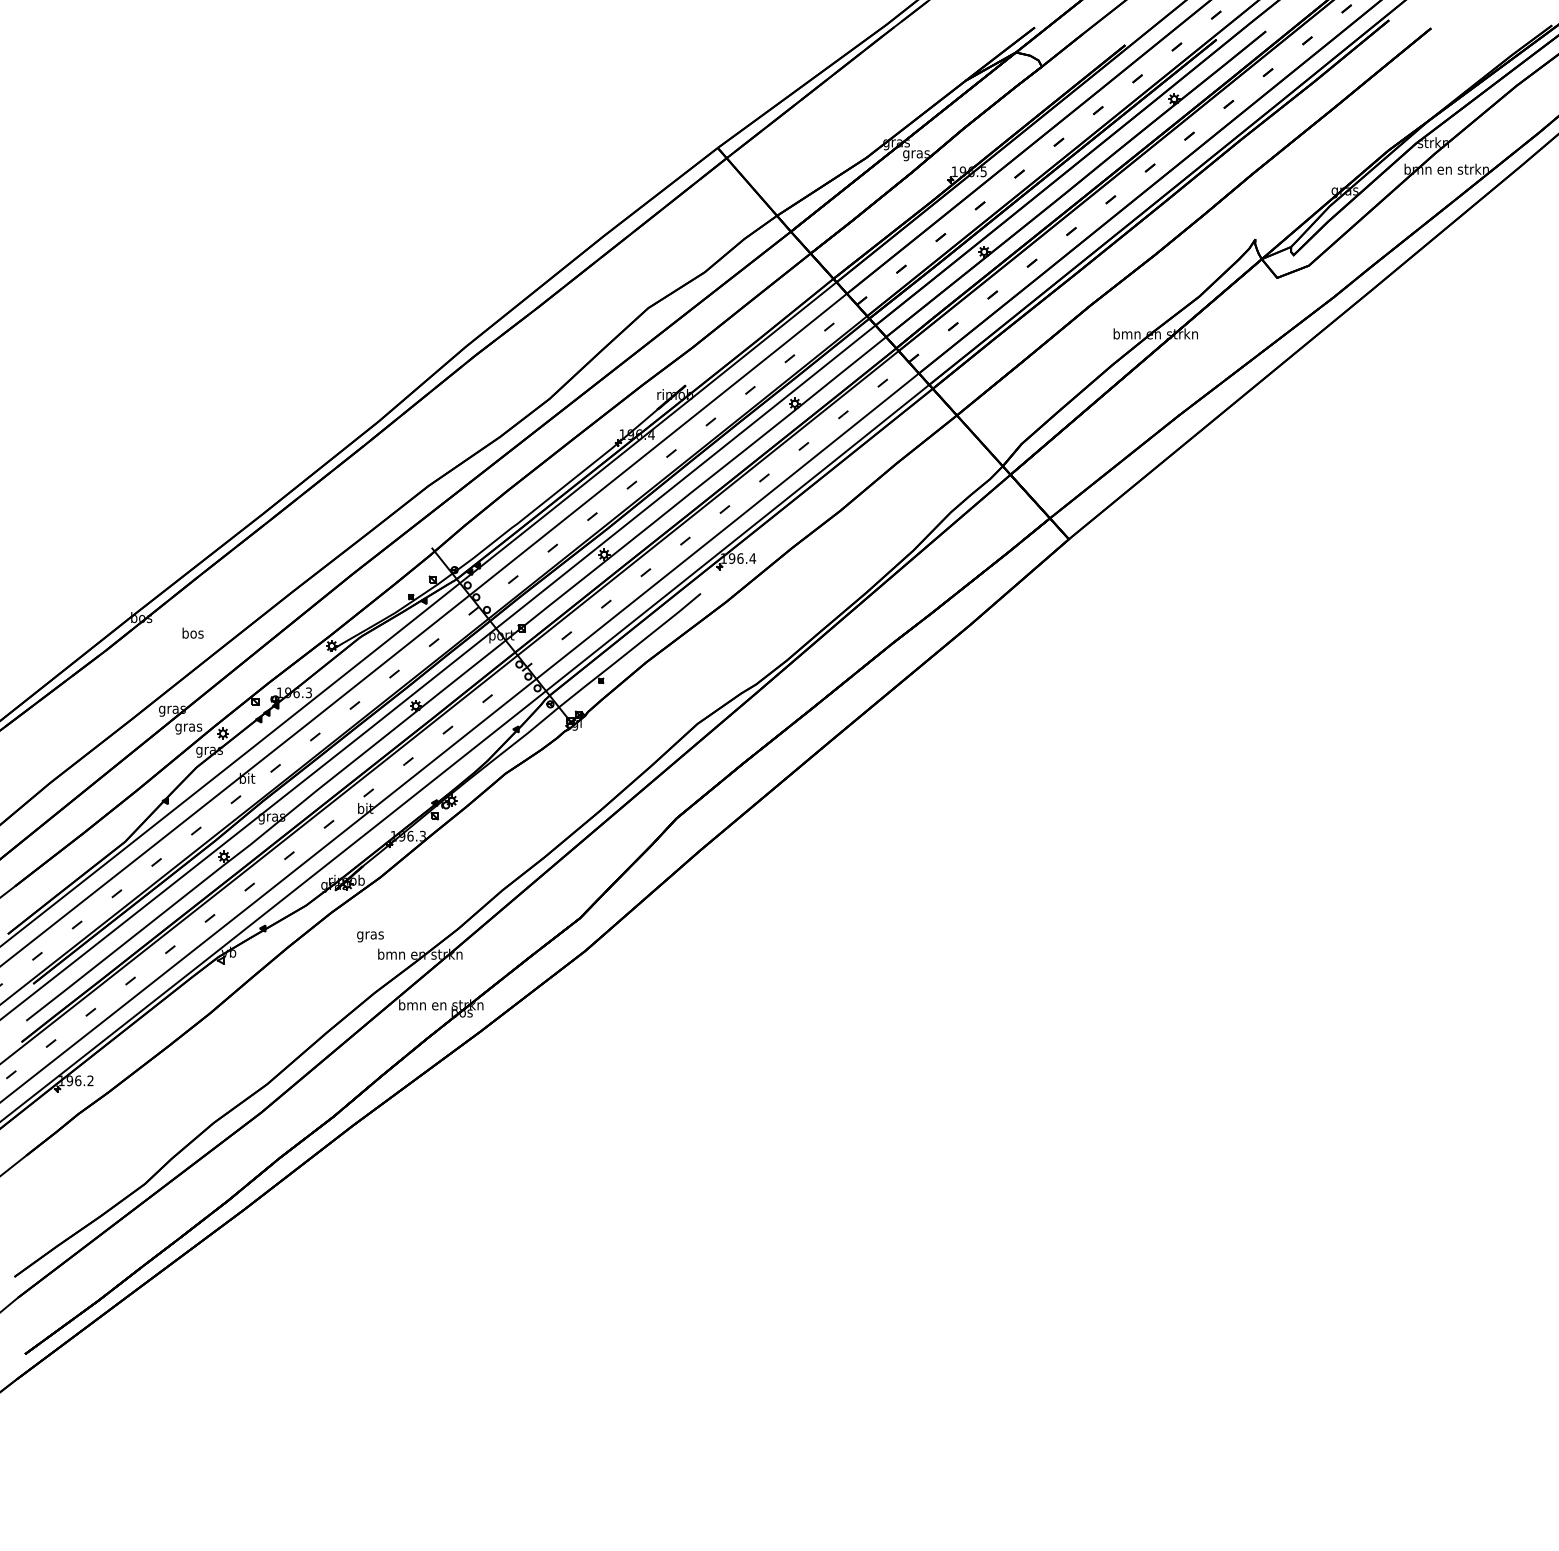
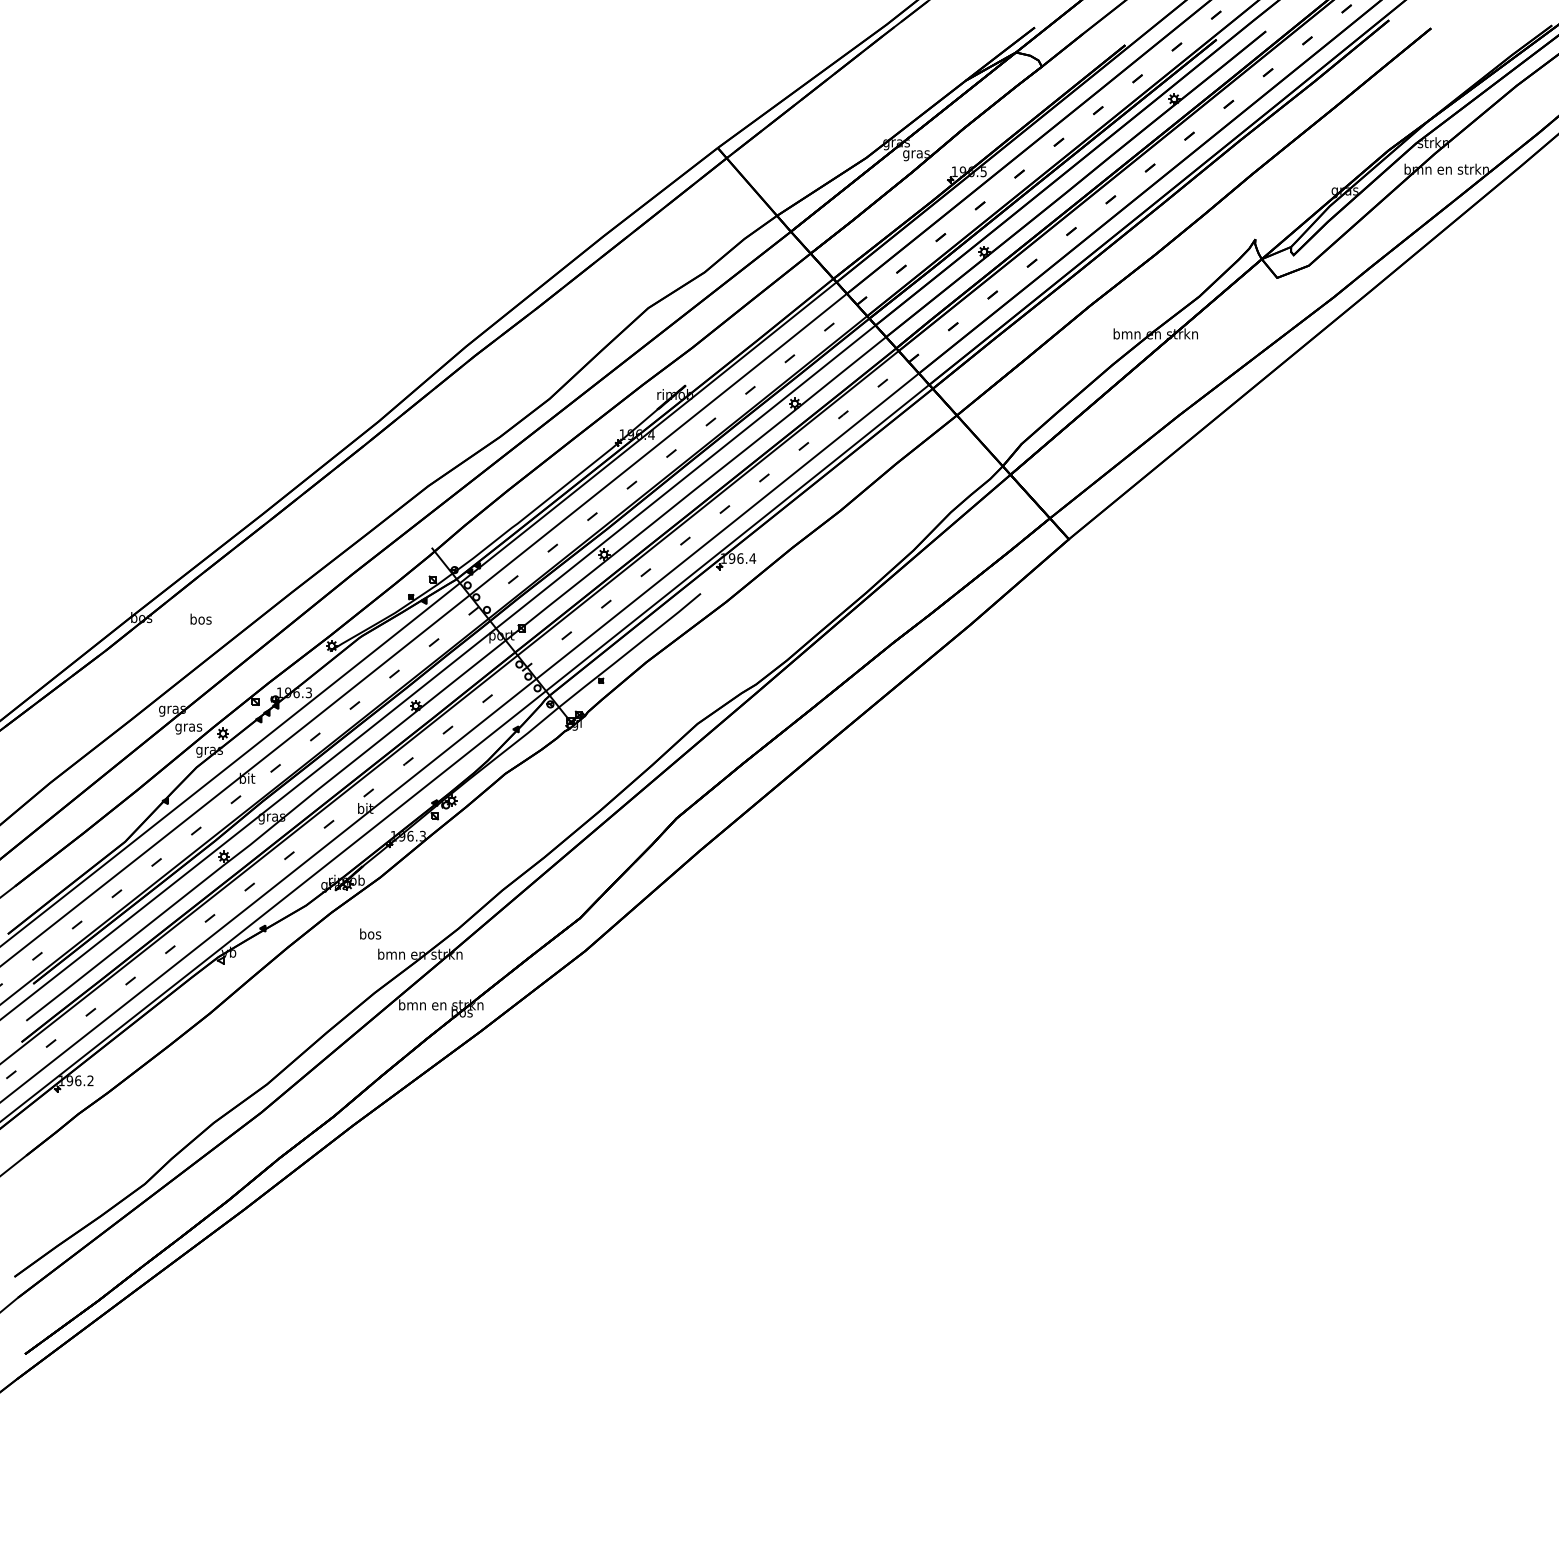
text position: (192, 632) -> (200, 618) (200, 618)
text: gras -> bos (370, 935)
